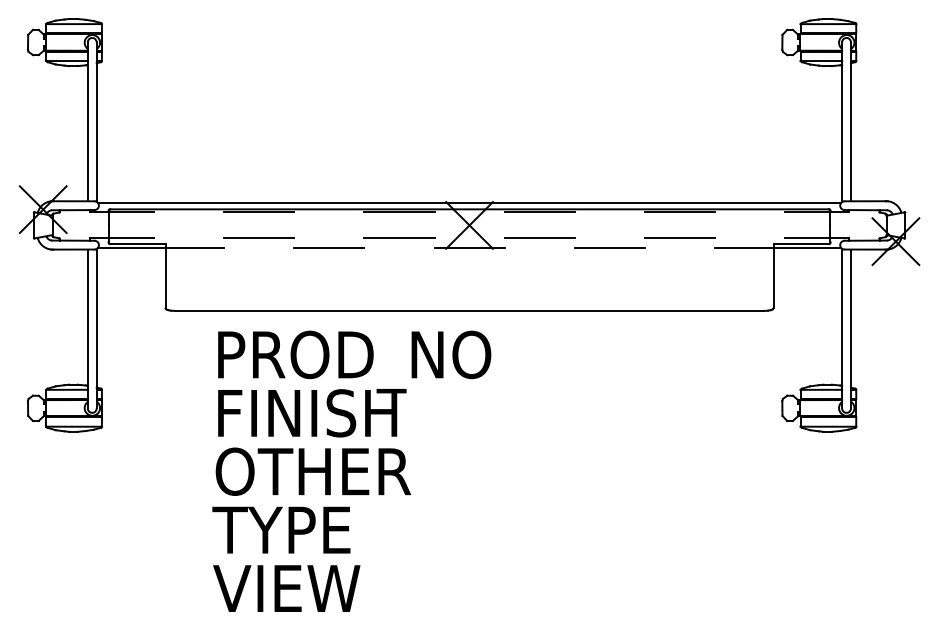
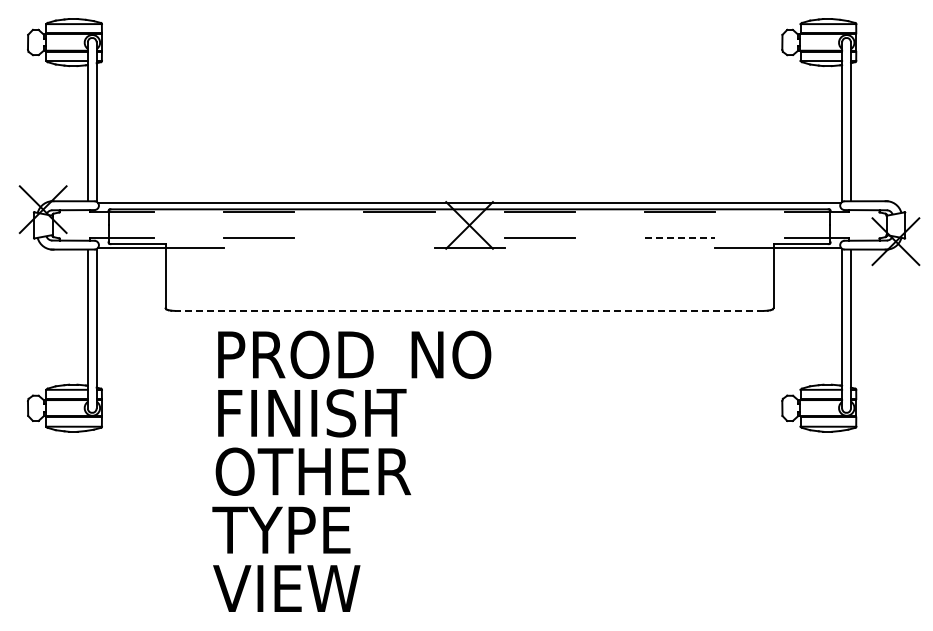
line: present -> none (399, 238)
line: solid -> dashed (680, 238)
line: present -> none (328, 247)
line: present -> none (609, 247)
line: solid -> dashed (469, 310)
